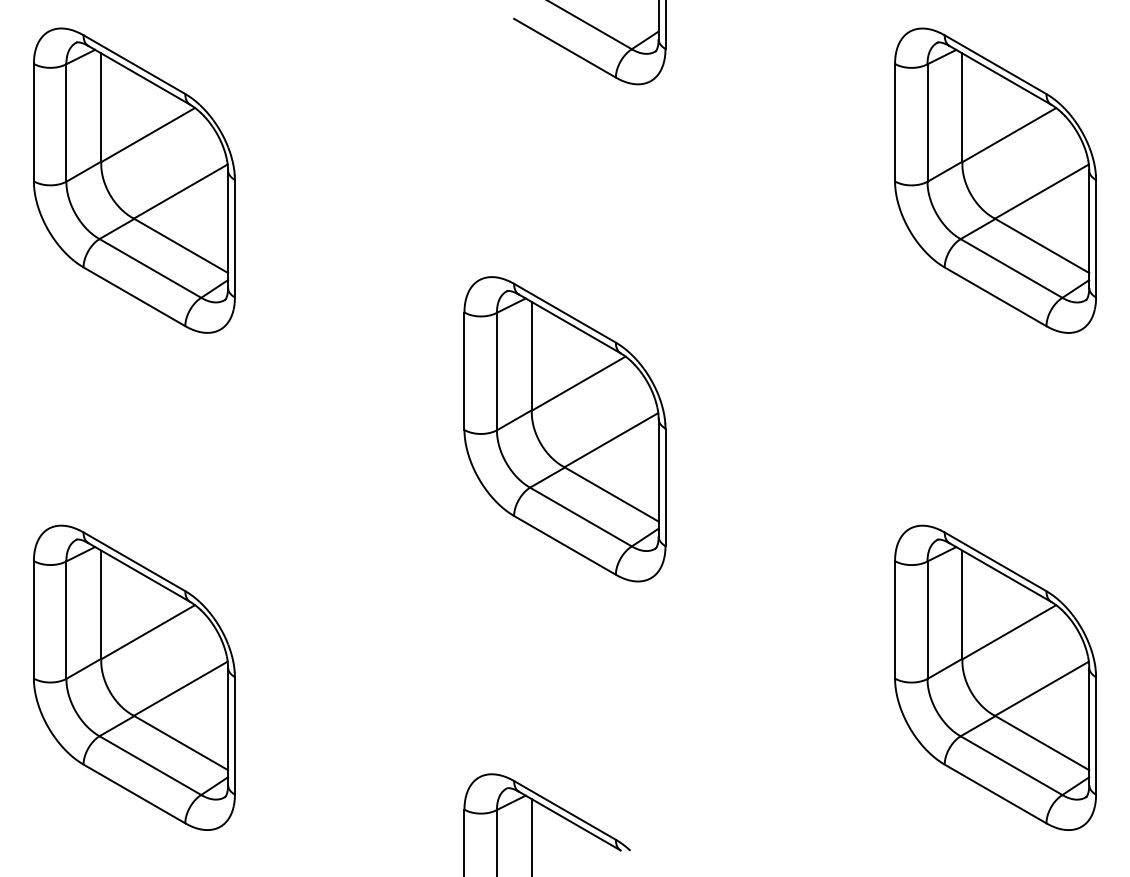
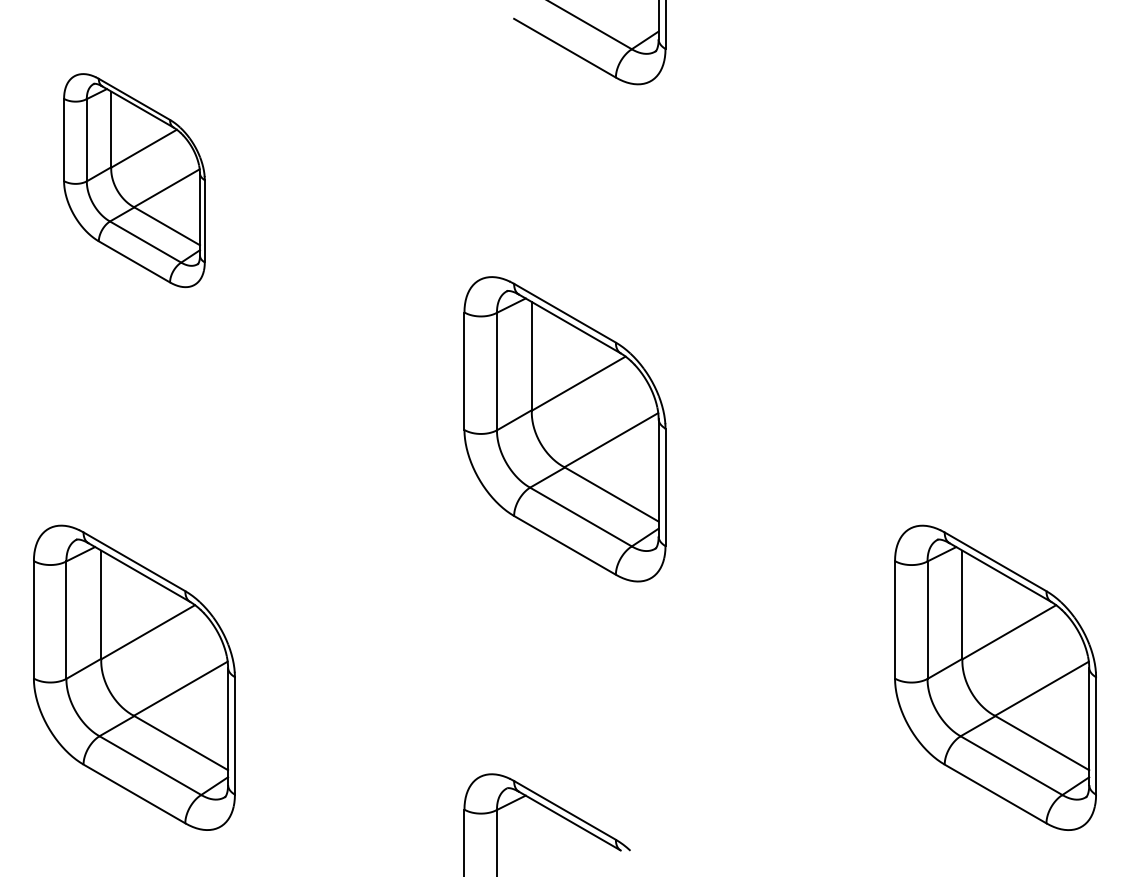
part size: 203x307 px -> 143x216 px (134, 180)
part: present -> none (995, 180)
line: present -> none (531, 836)
